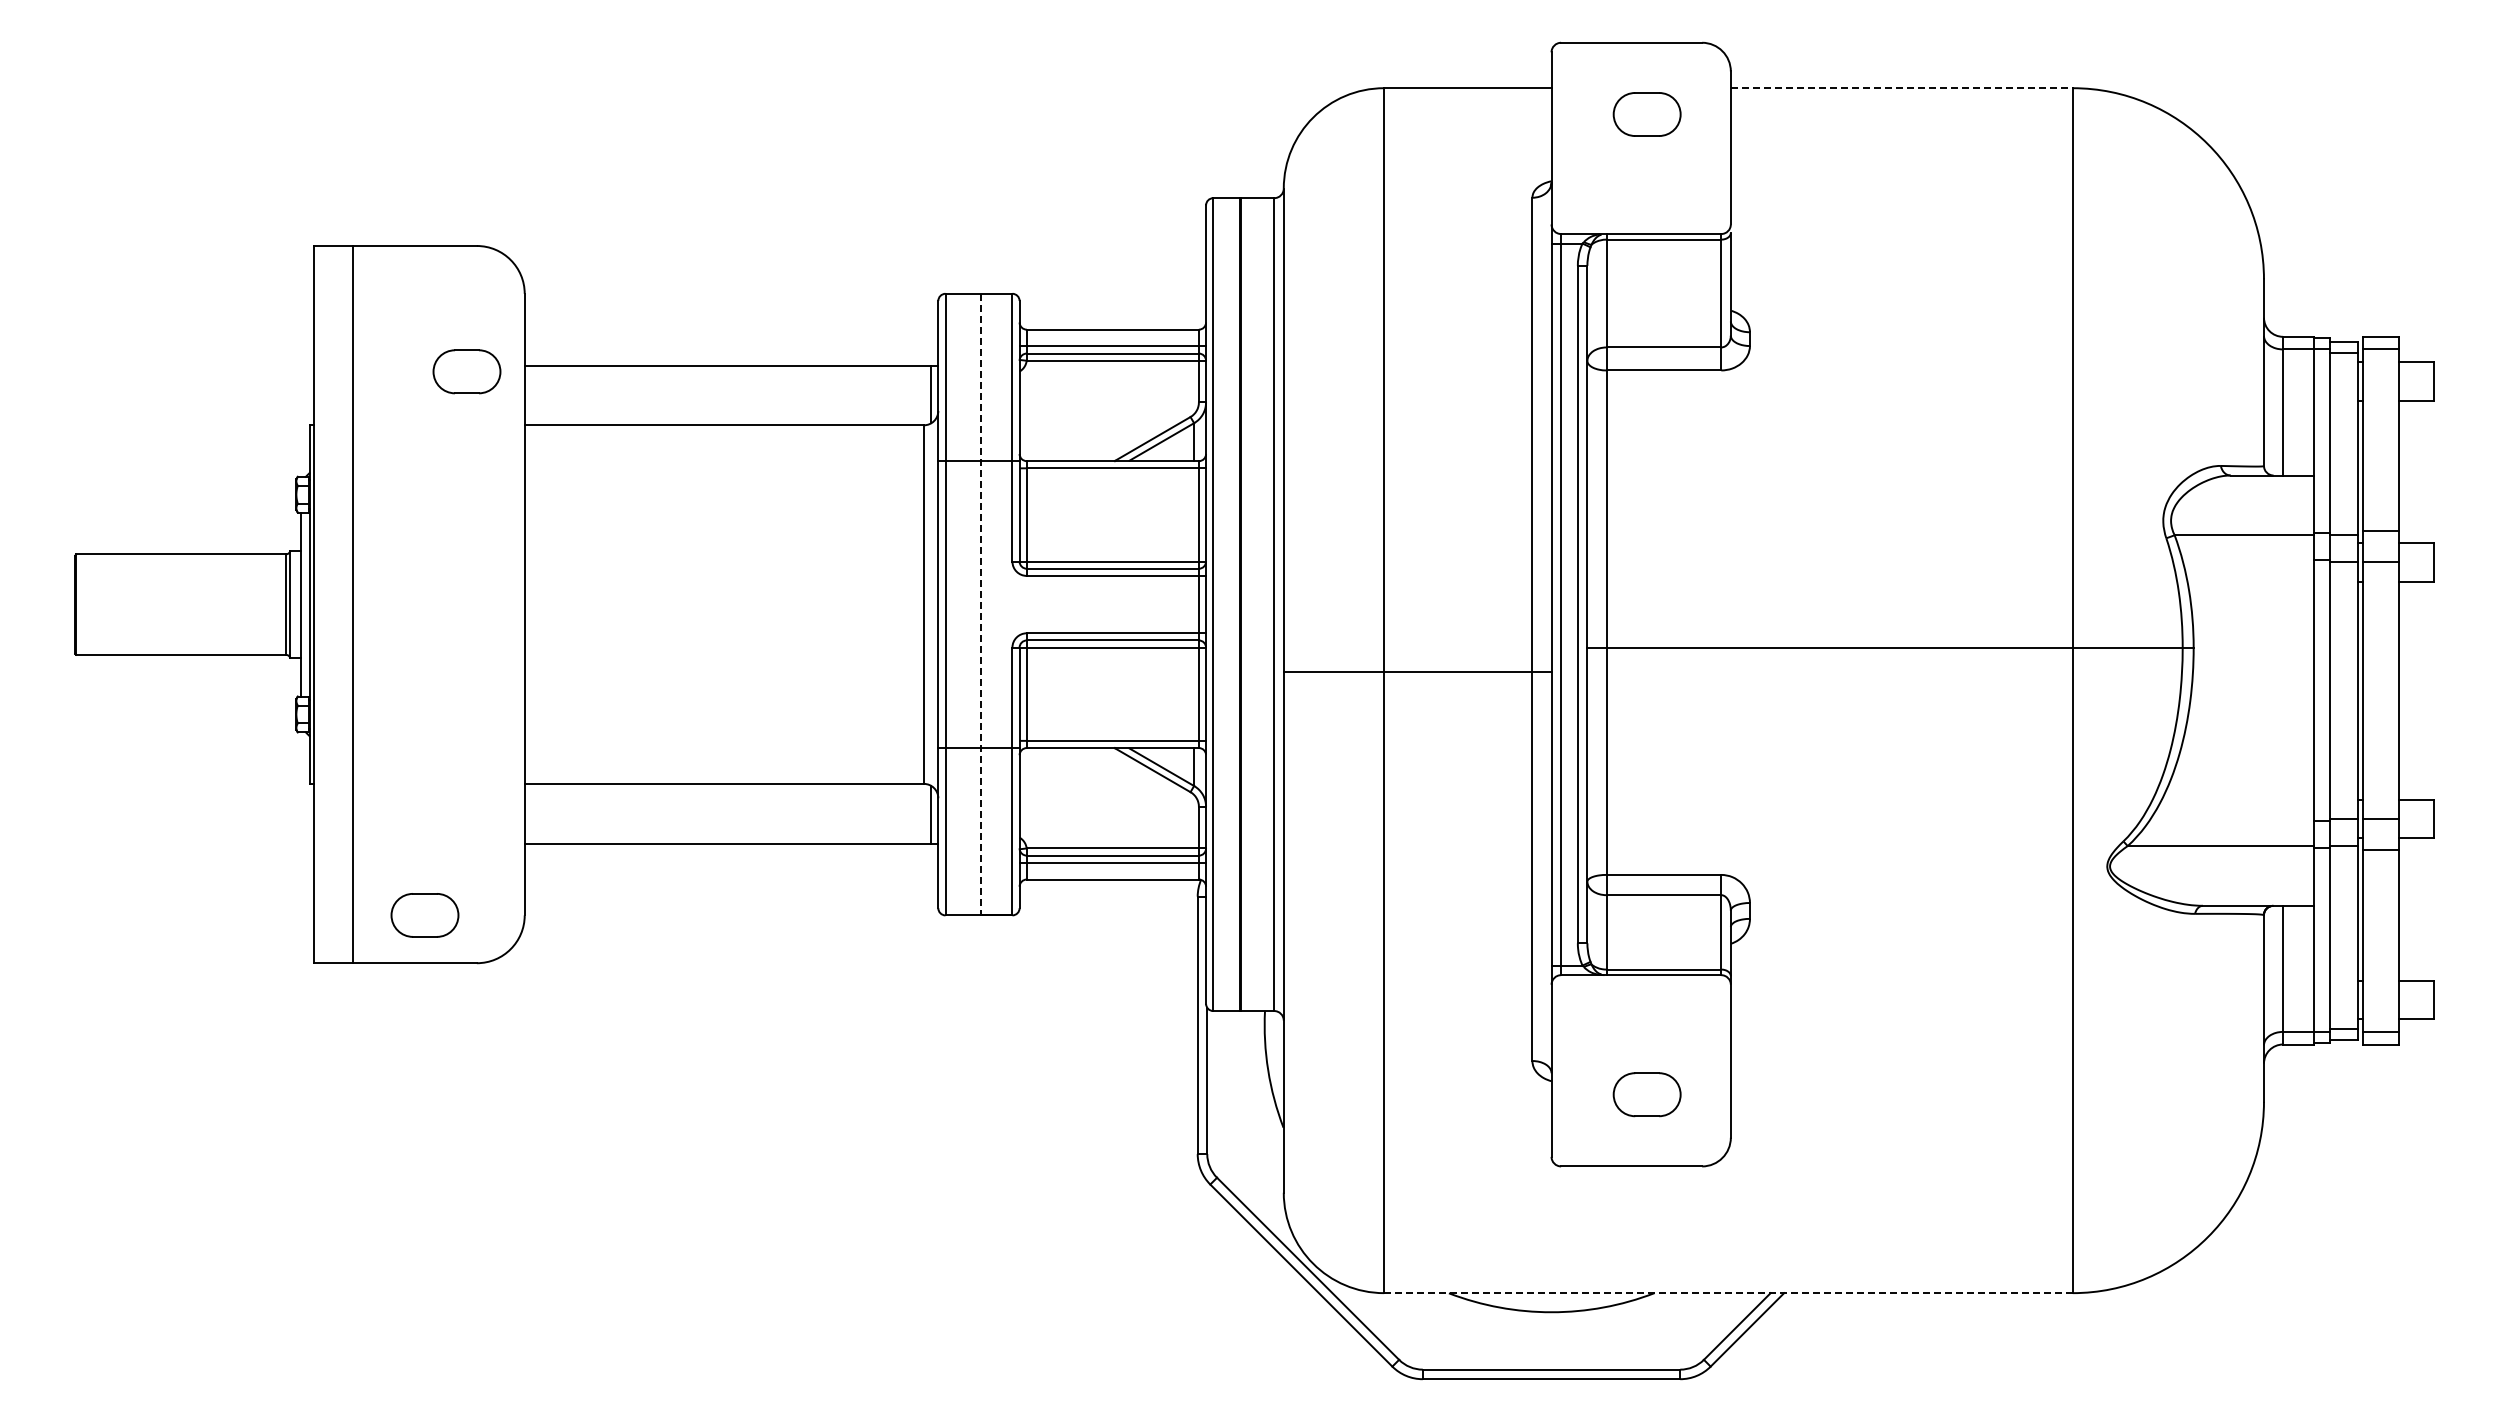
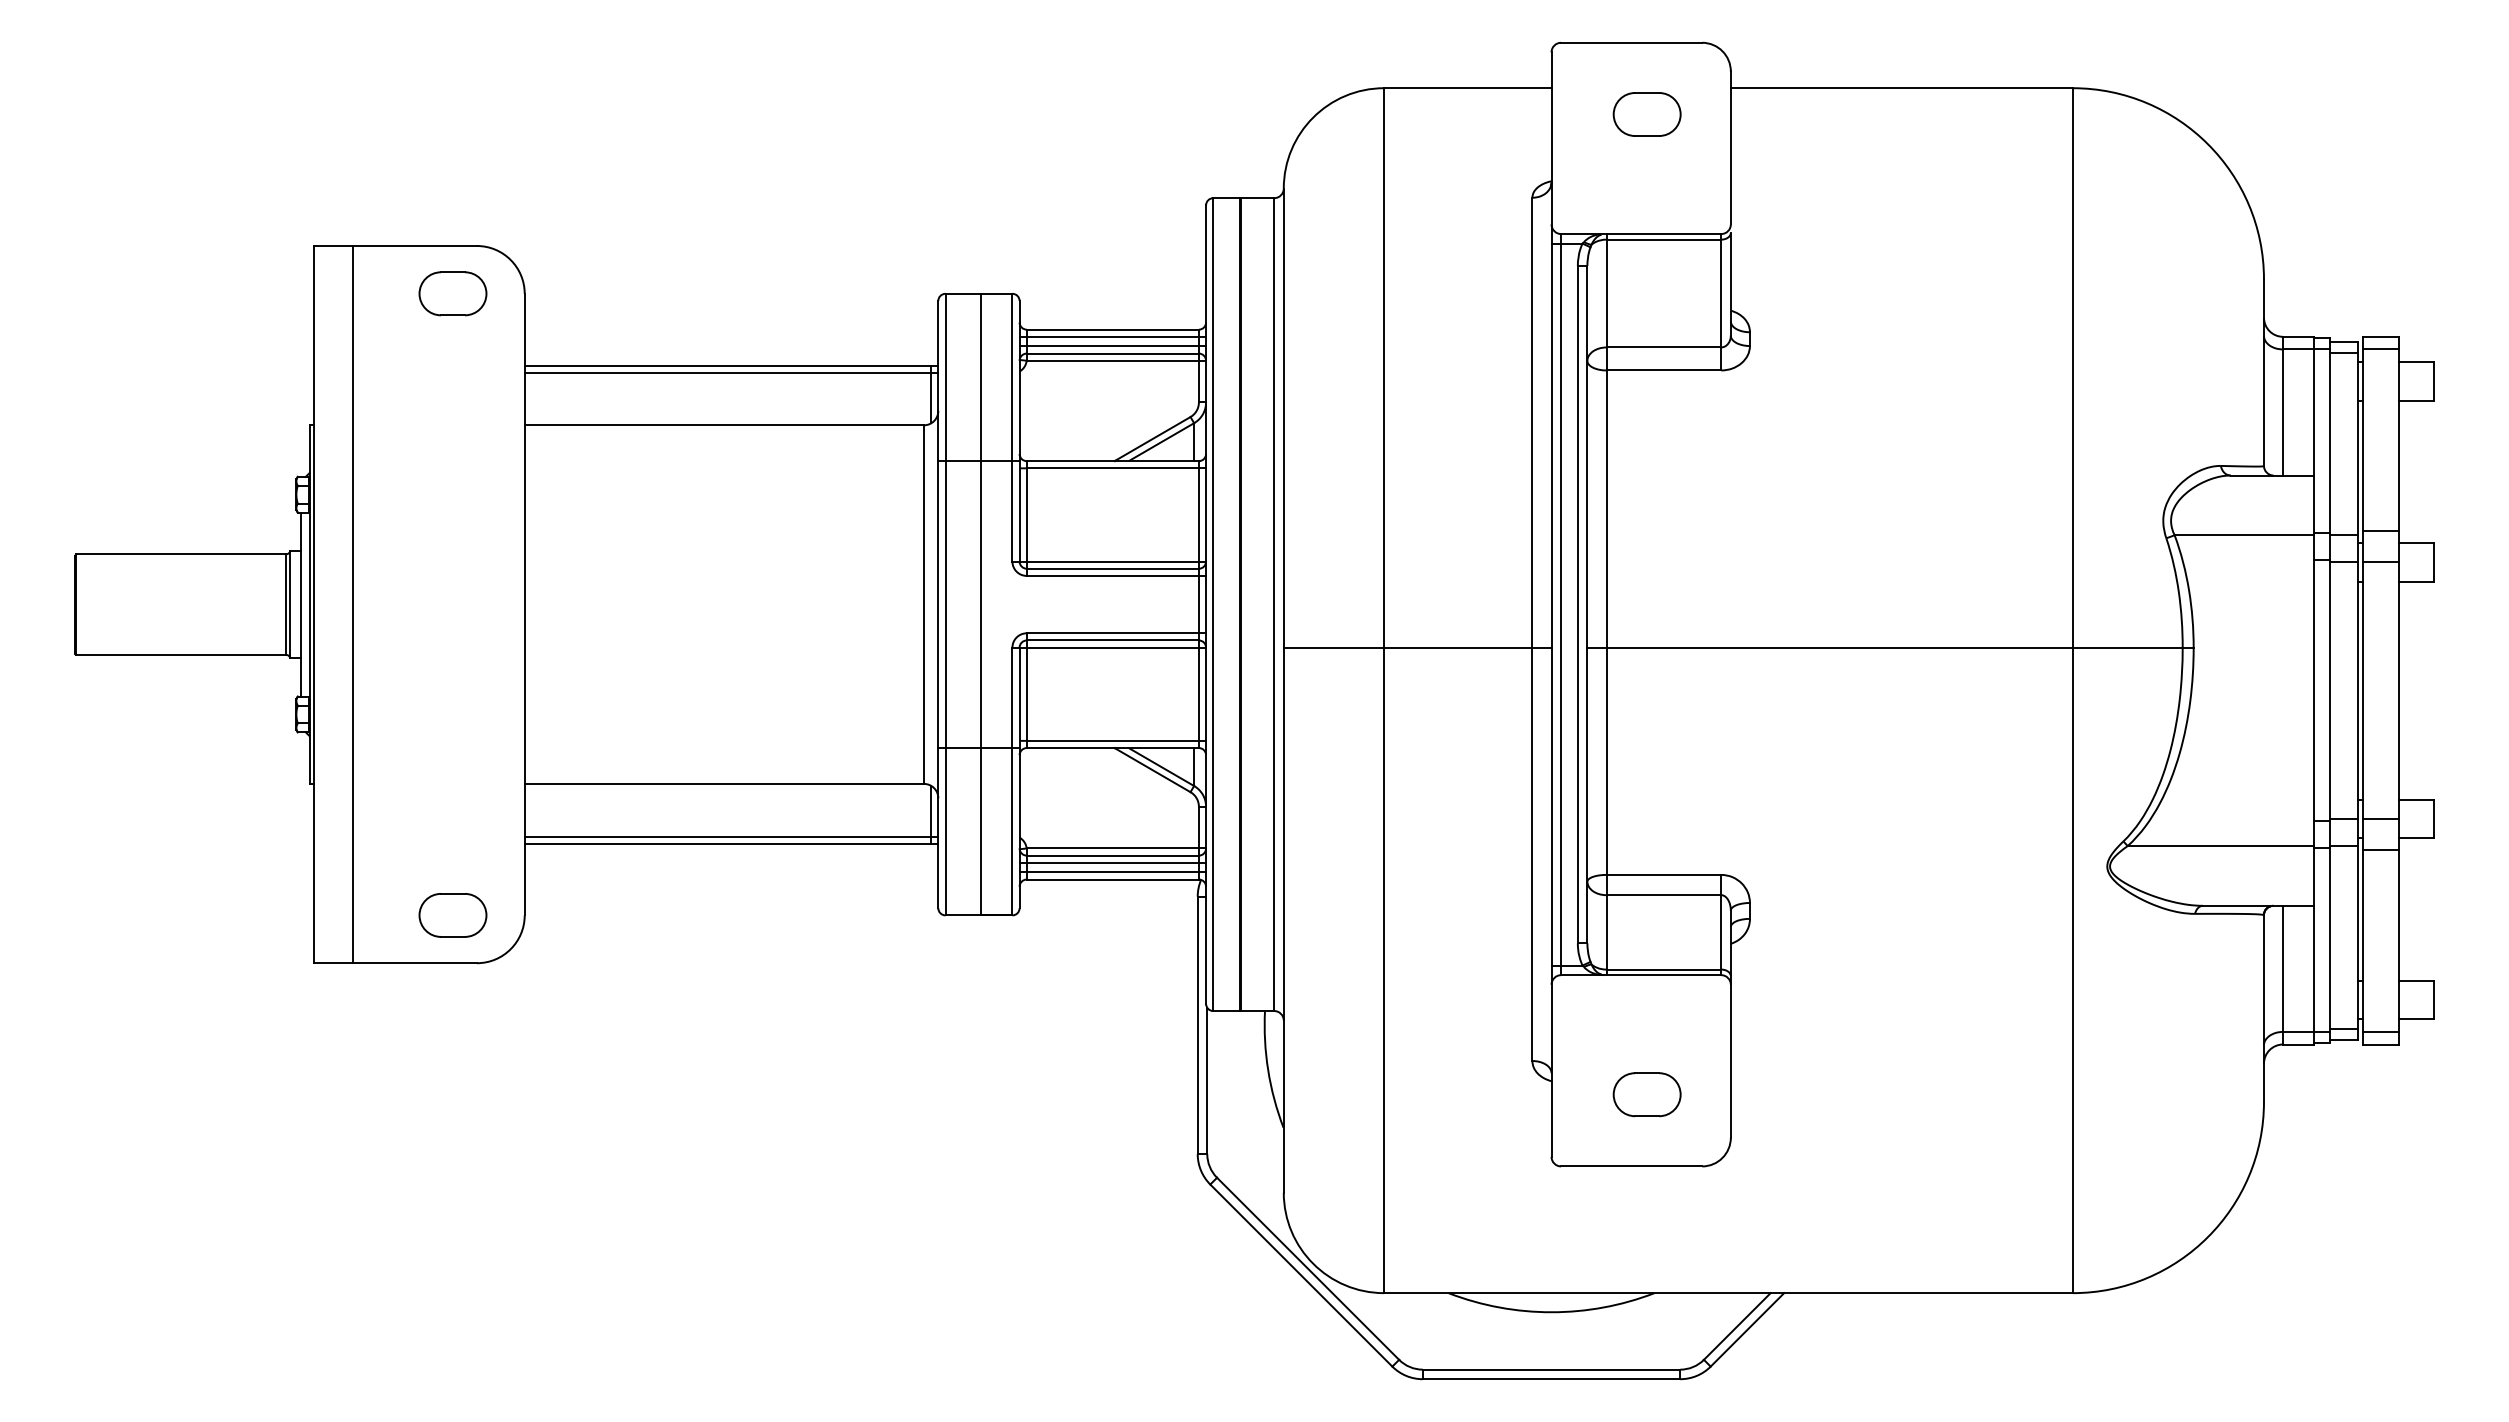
line: dashed -> solid (1901, 88)
line: none -> present (1112, 336)
part position: (466, 371) -> (452, 293) (452, 293)
line: none -> present (731, 372)
line: dashed -> solid (981, 604)
line position: (1417, 671) -> (1417, 647) (1417, 647)
line: none -> present (731, 836)
line: none -> present (1112, 872)
part position: (424, 915) -> (452, 915) (452, 915)
line: dashed -> solid (1727, 1293)
